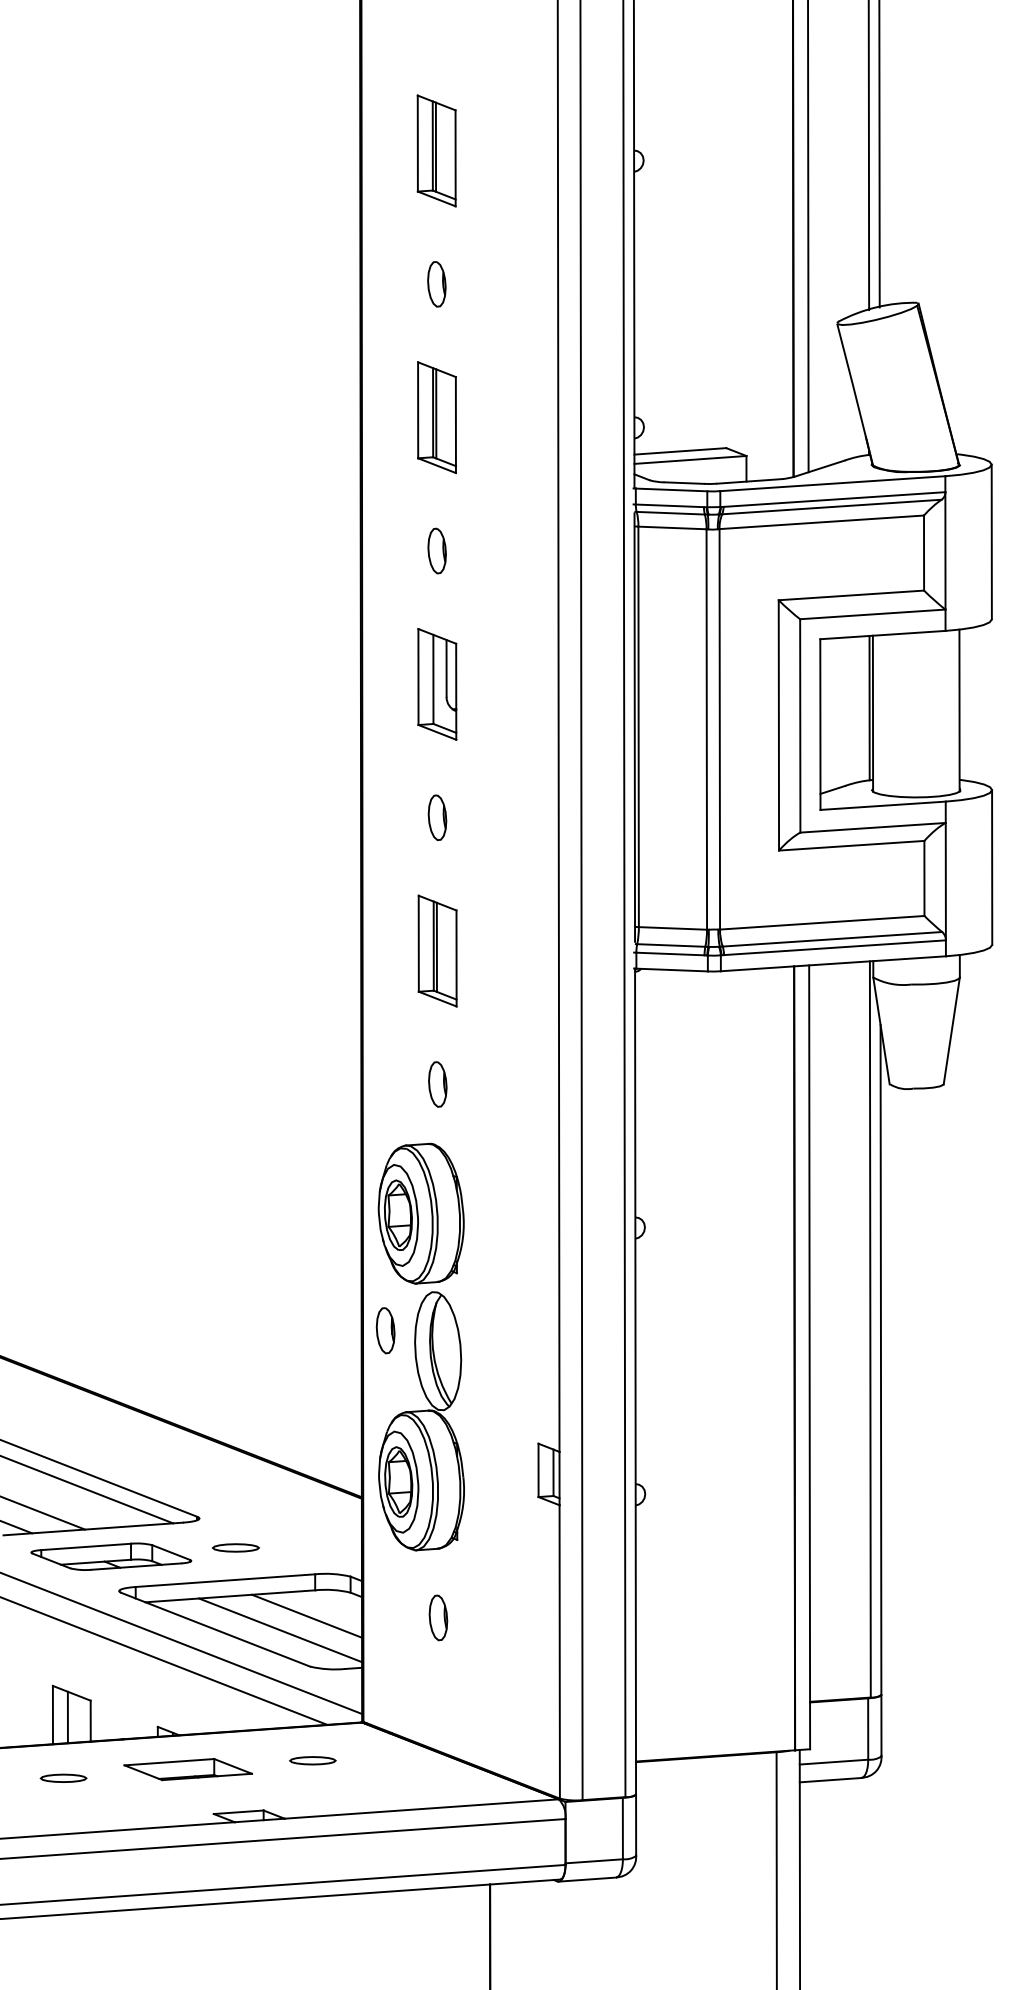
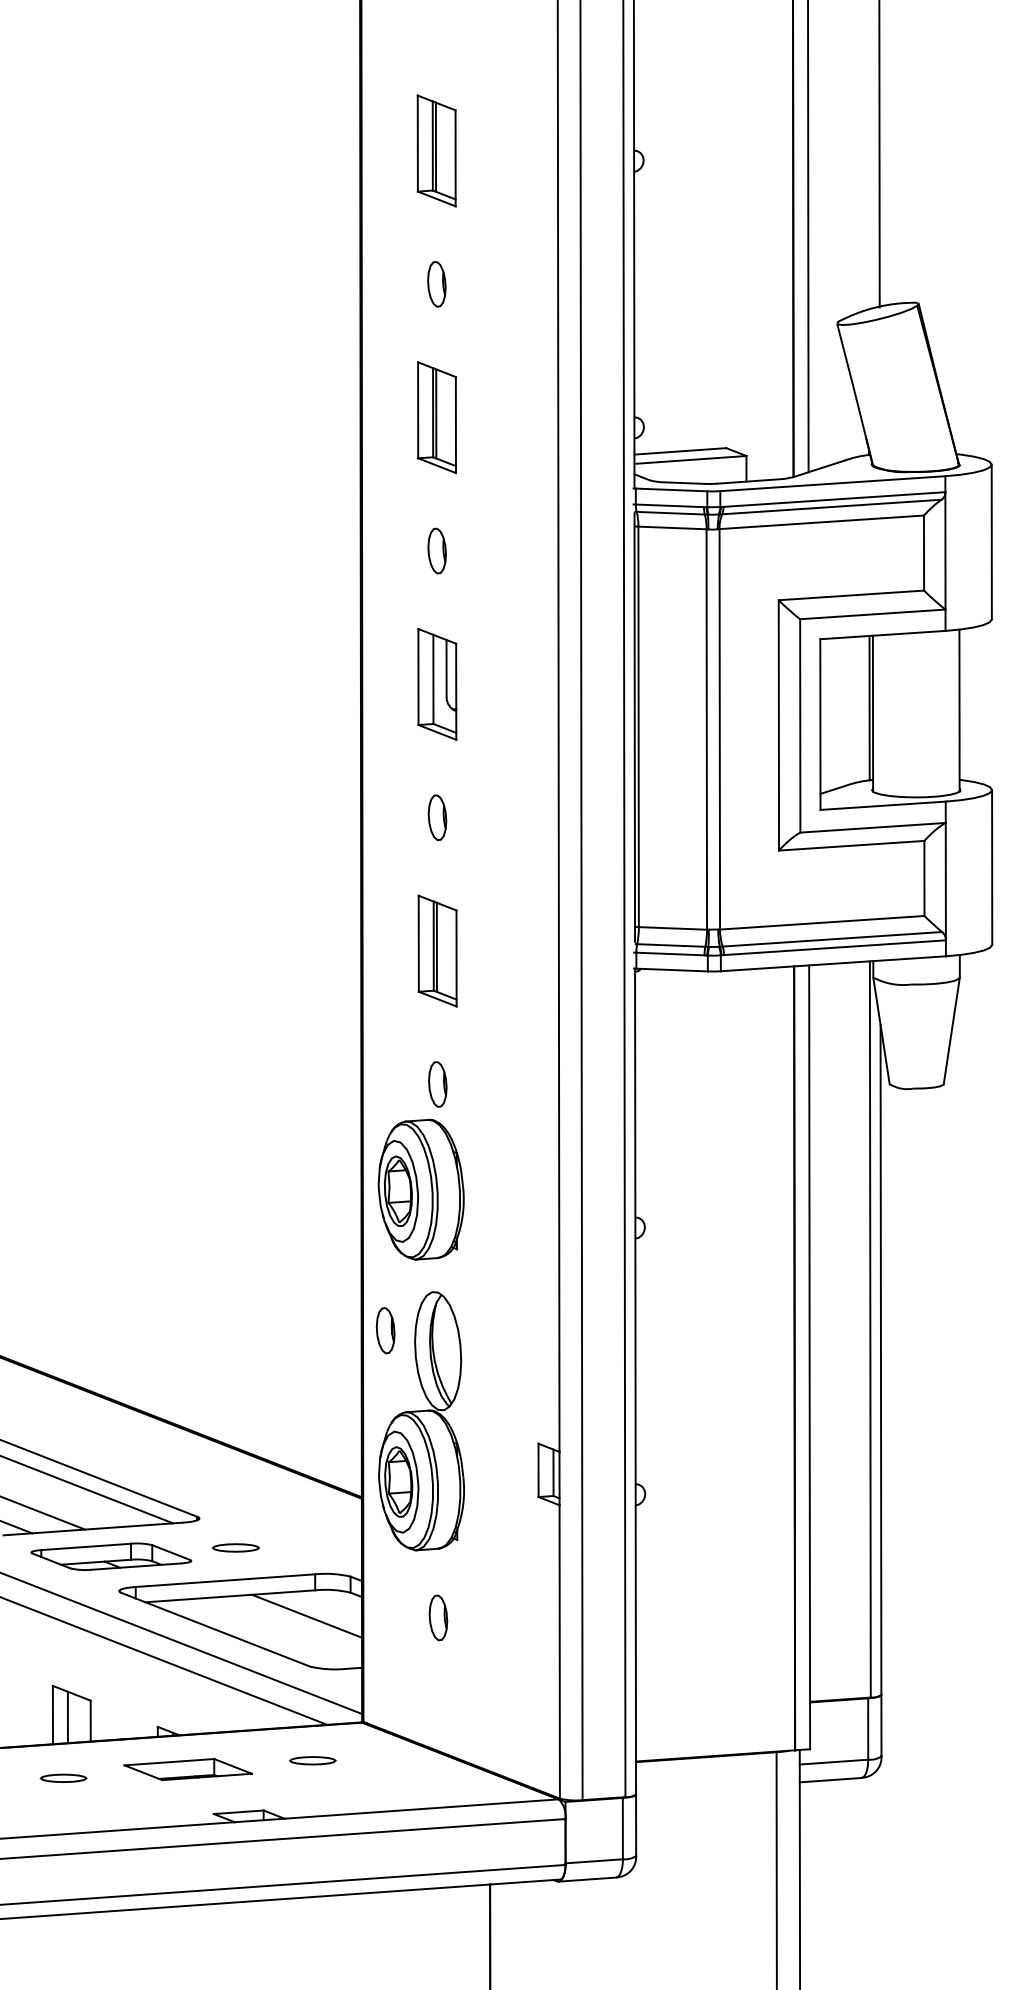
line: present -> none (868, 156)
part position: (420, 1213) -> (420, 1189) (420, 1189)
line: present -> none (280, 1630)
